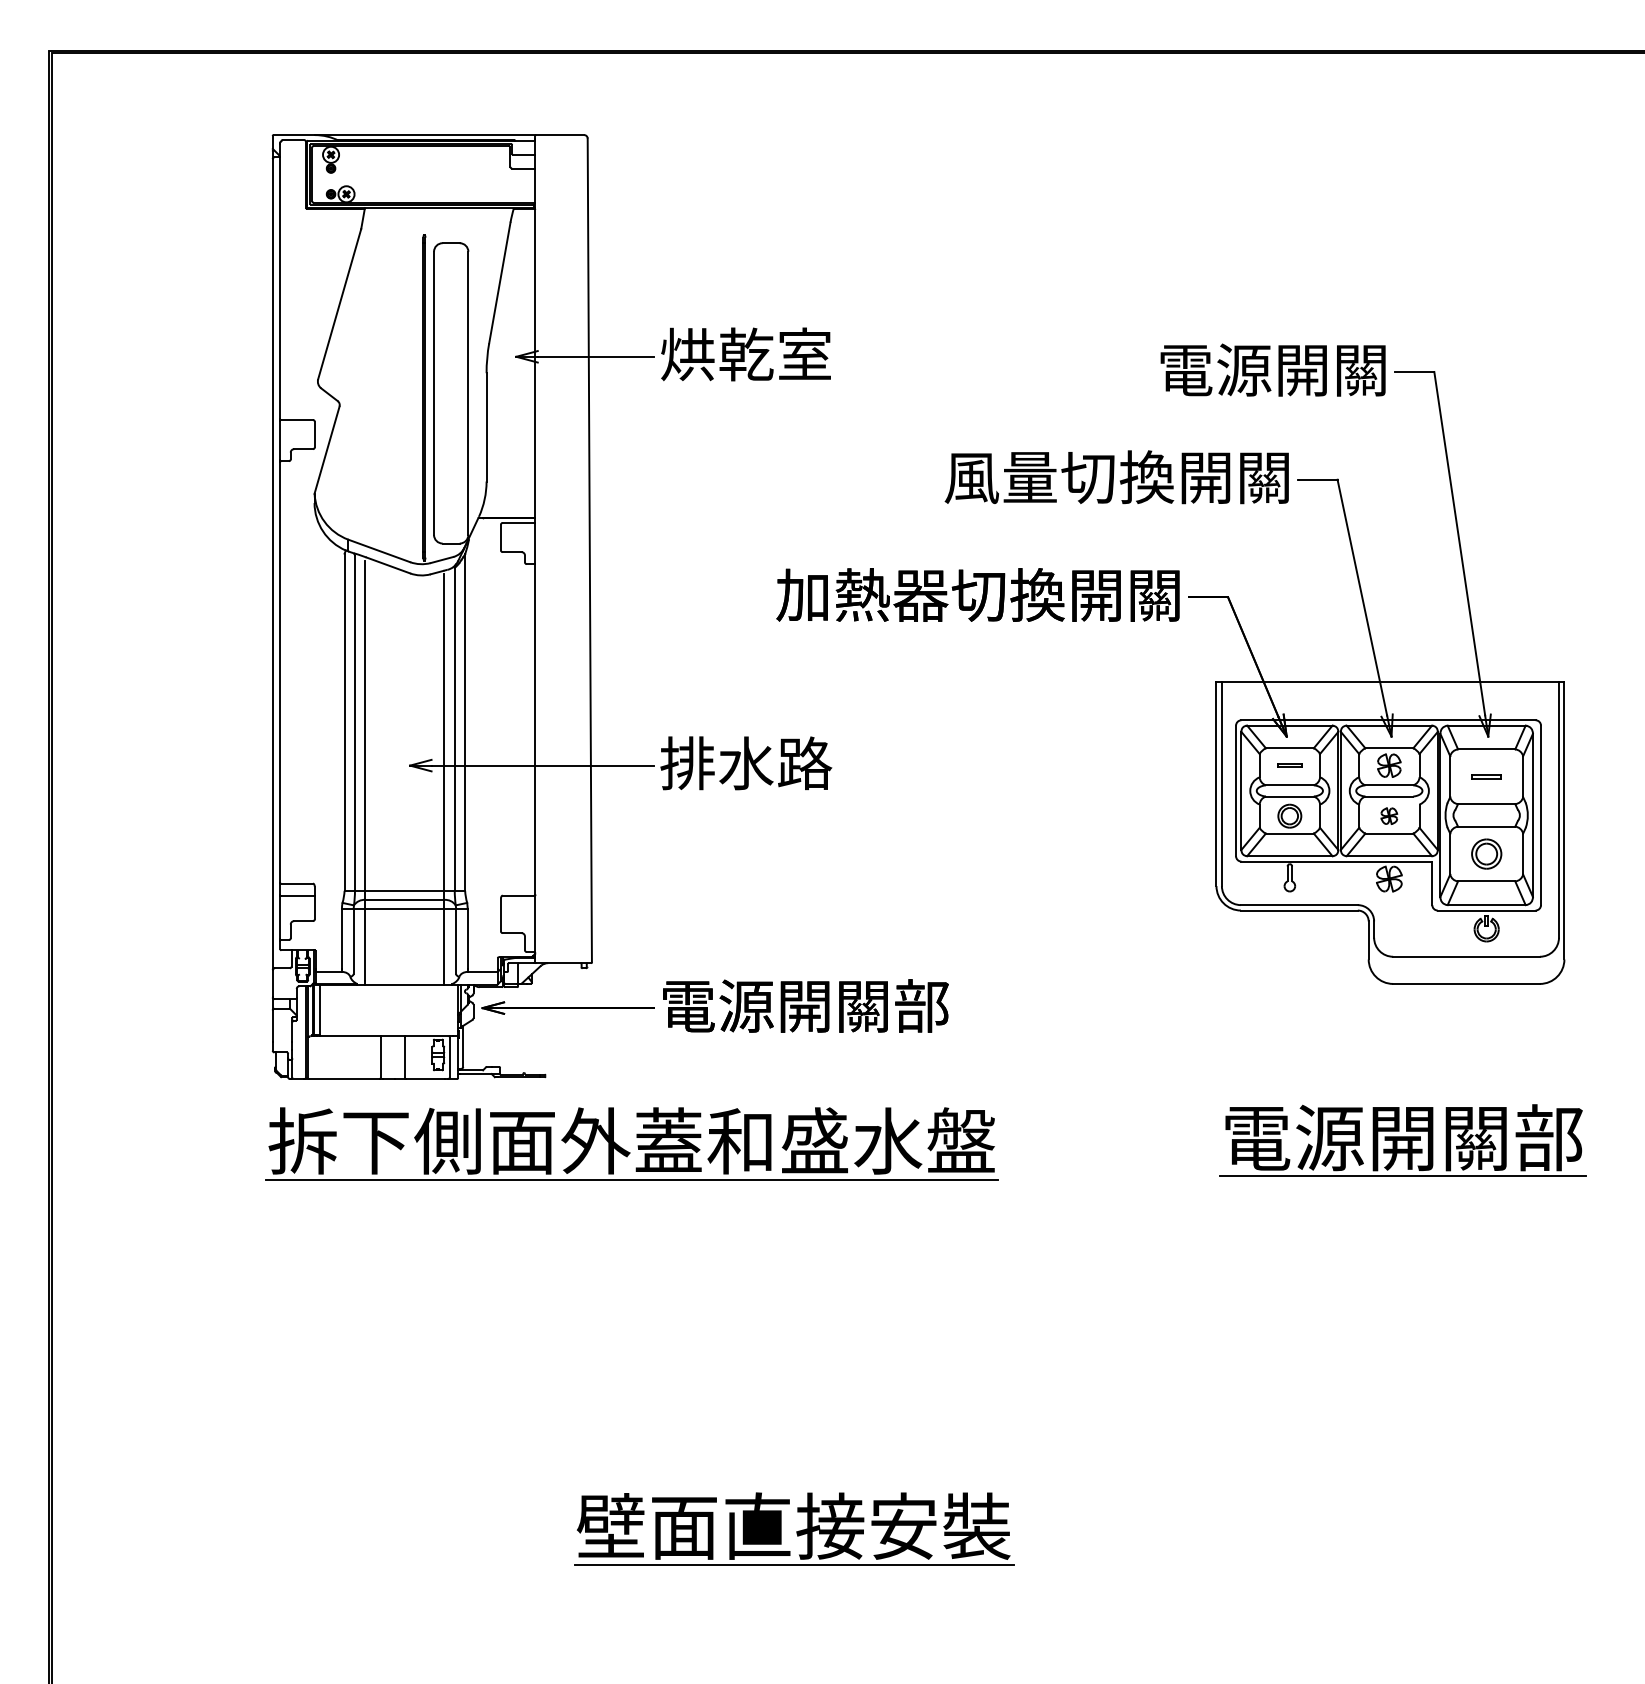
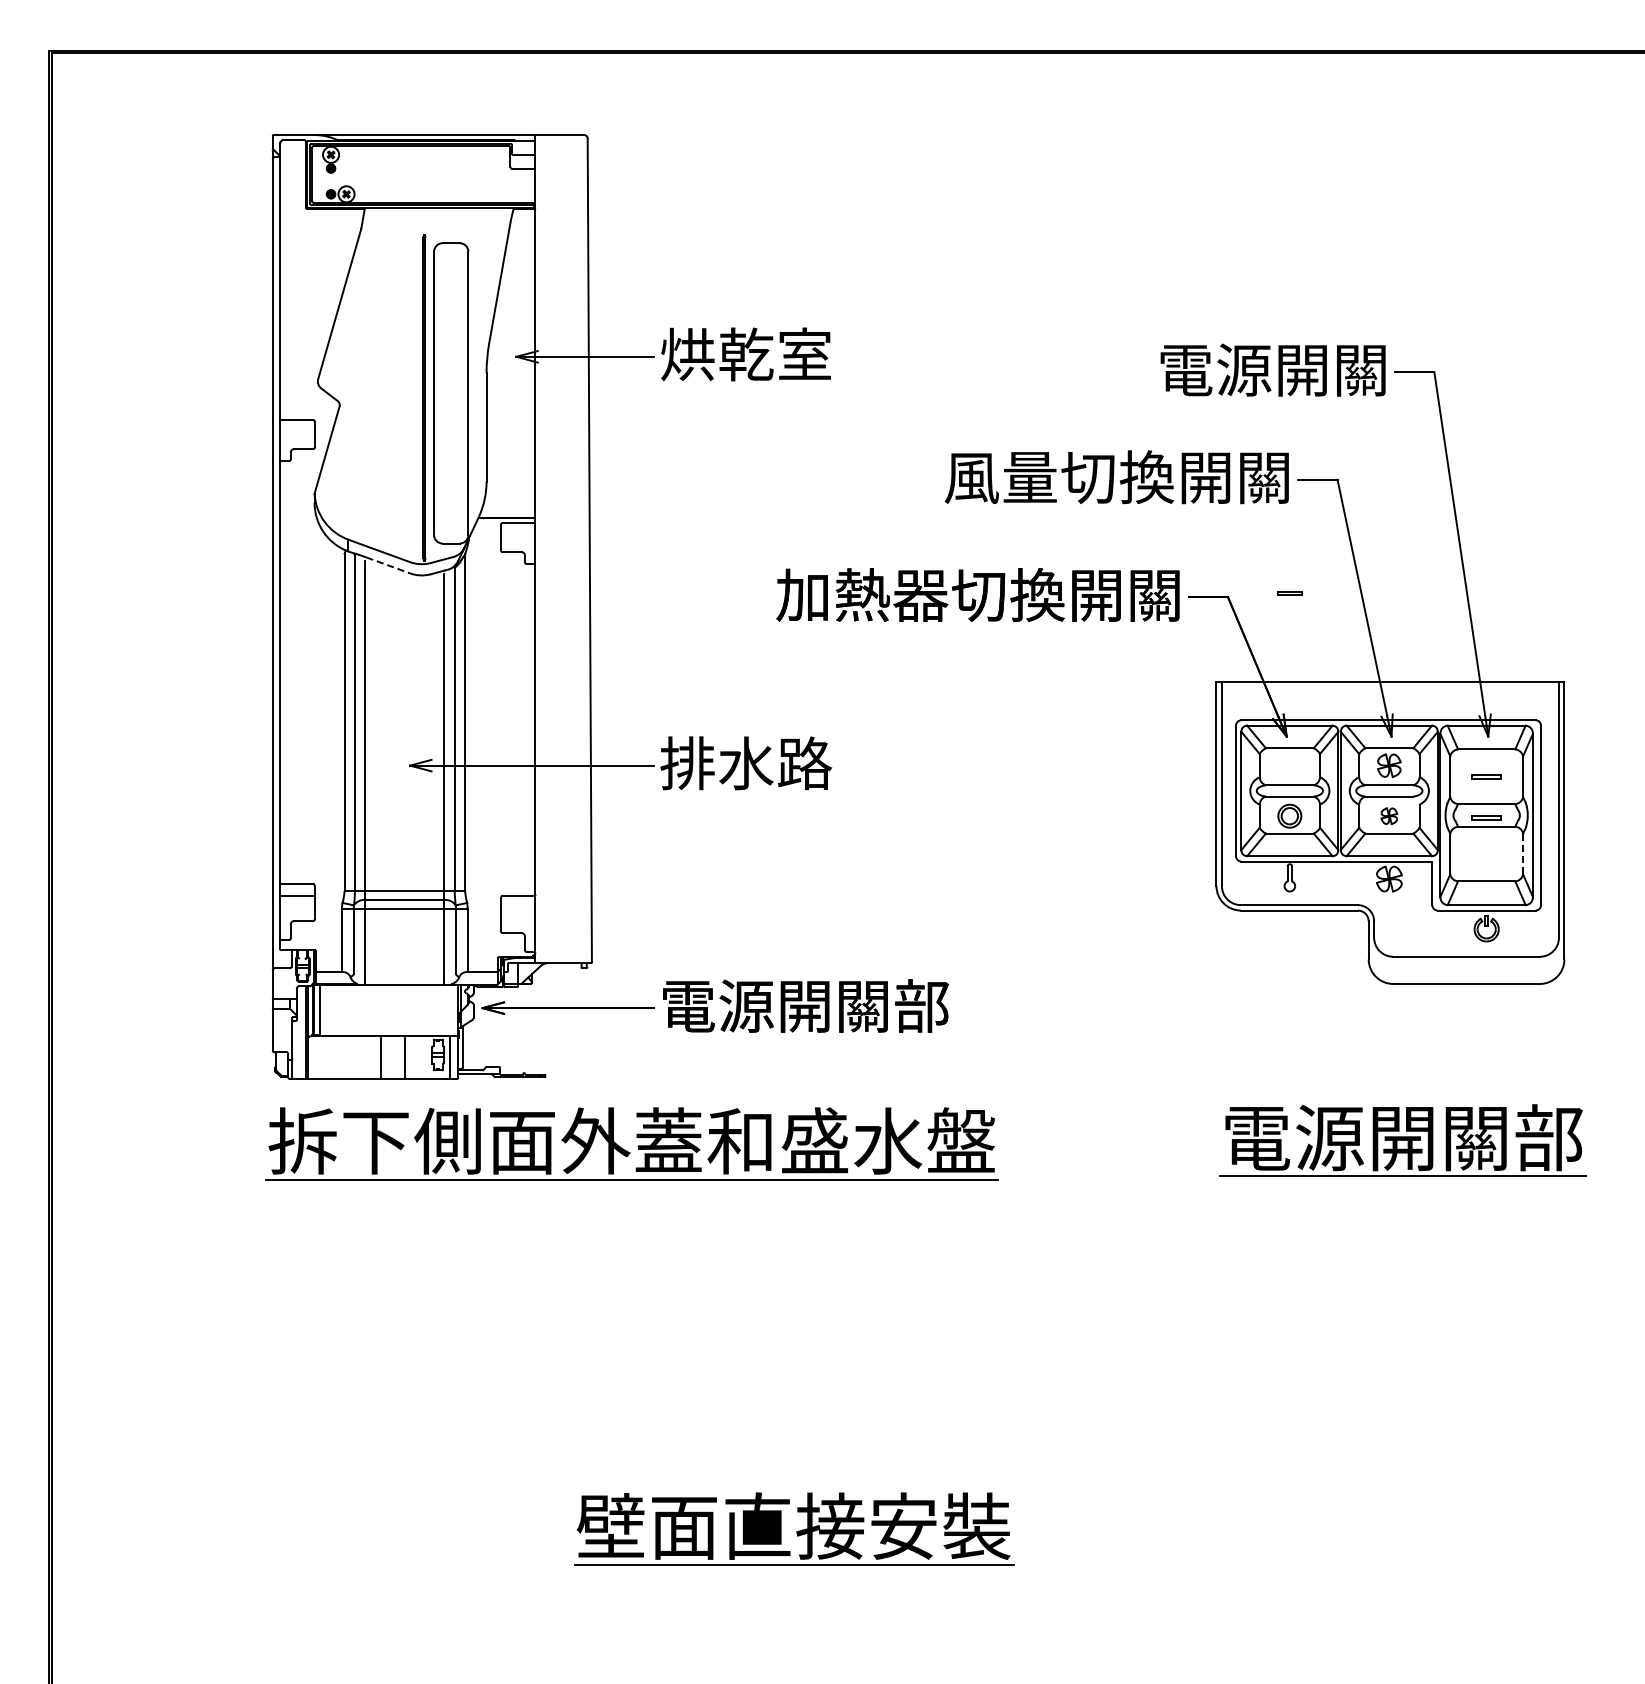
line: solid -> dashed (388, 565)
line position: (1289, 764) -> (1289, 592) (1289, 592)
part: none -> present (1486, 817)
part: present -> none (1486, 853)
line: solid -> dashed (1523, 854)
